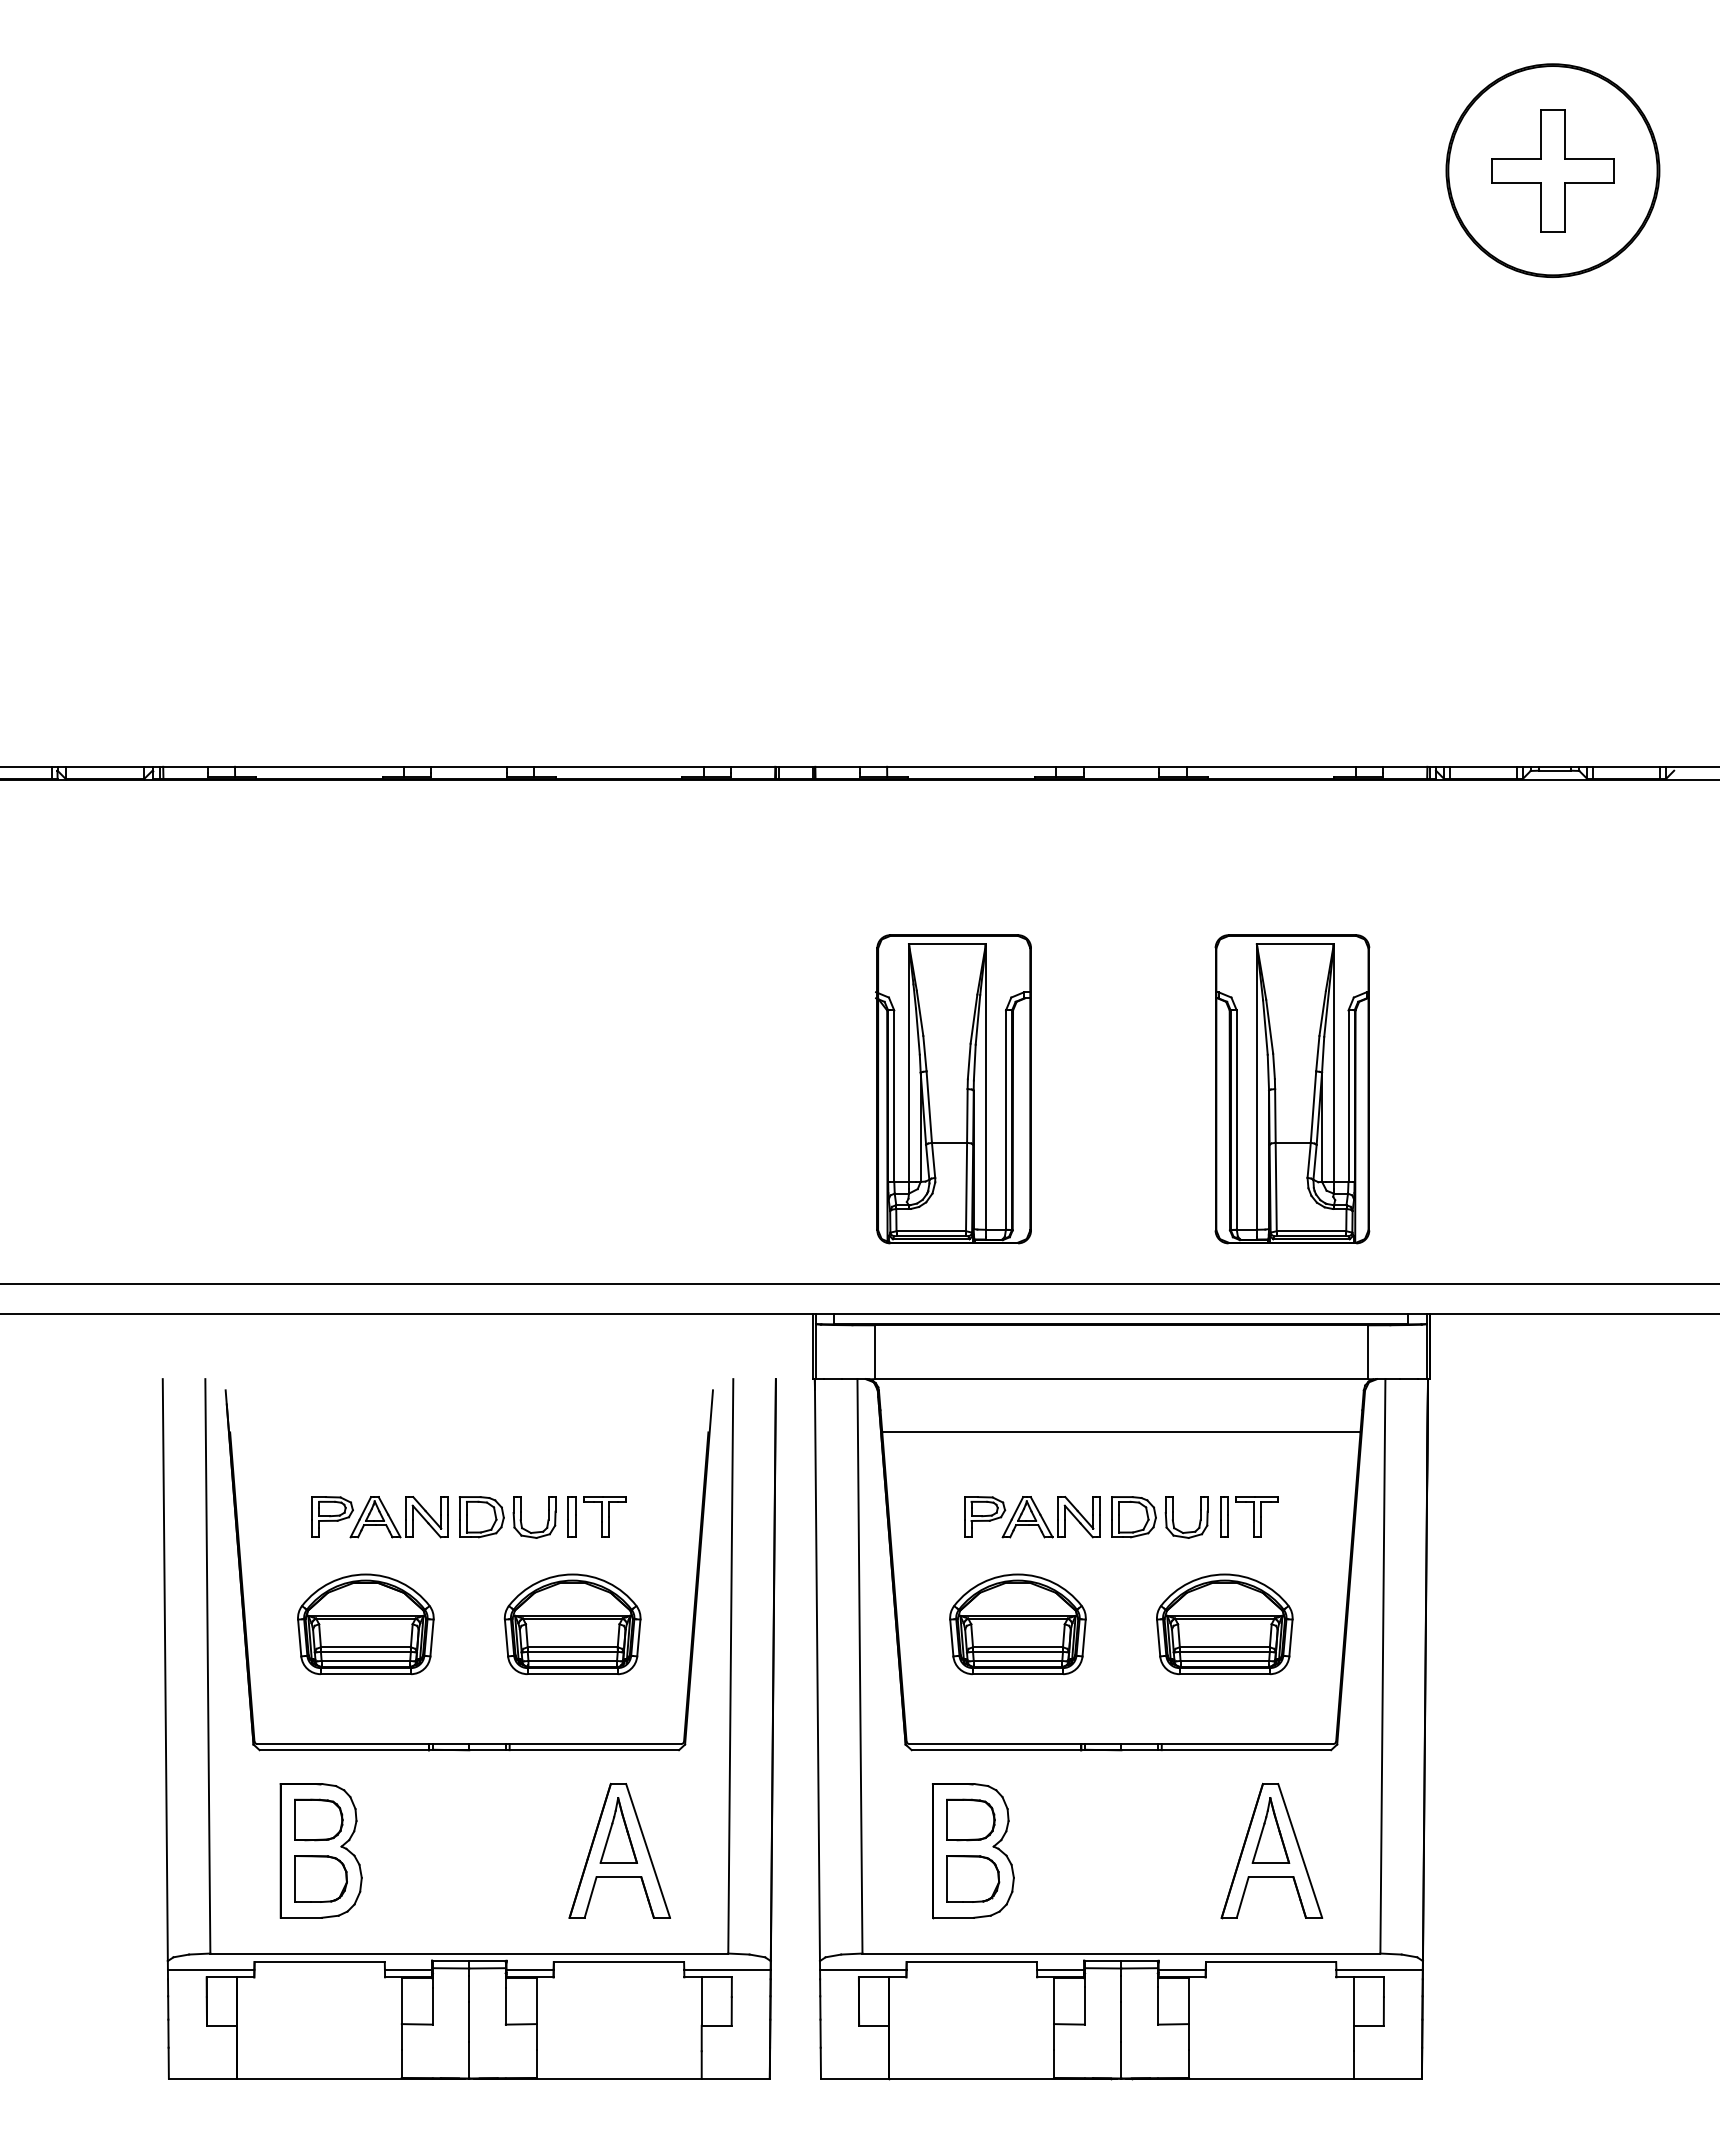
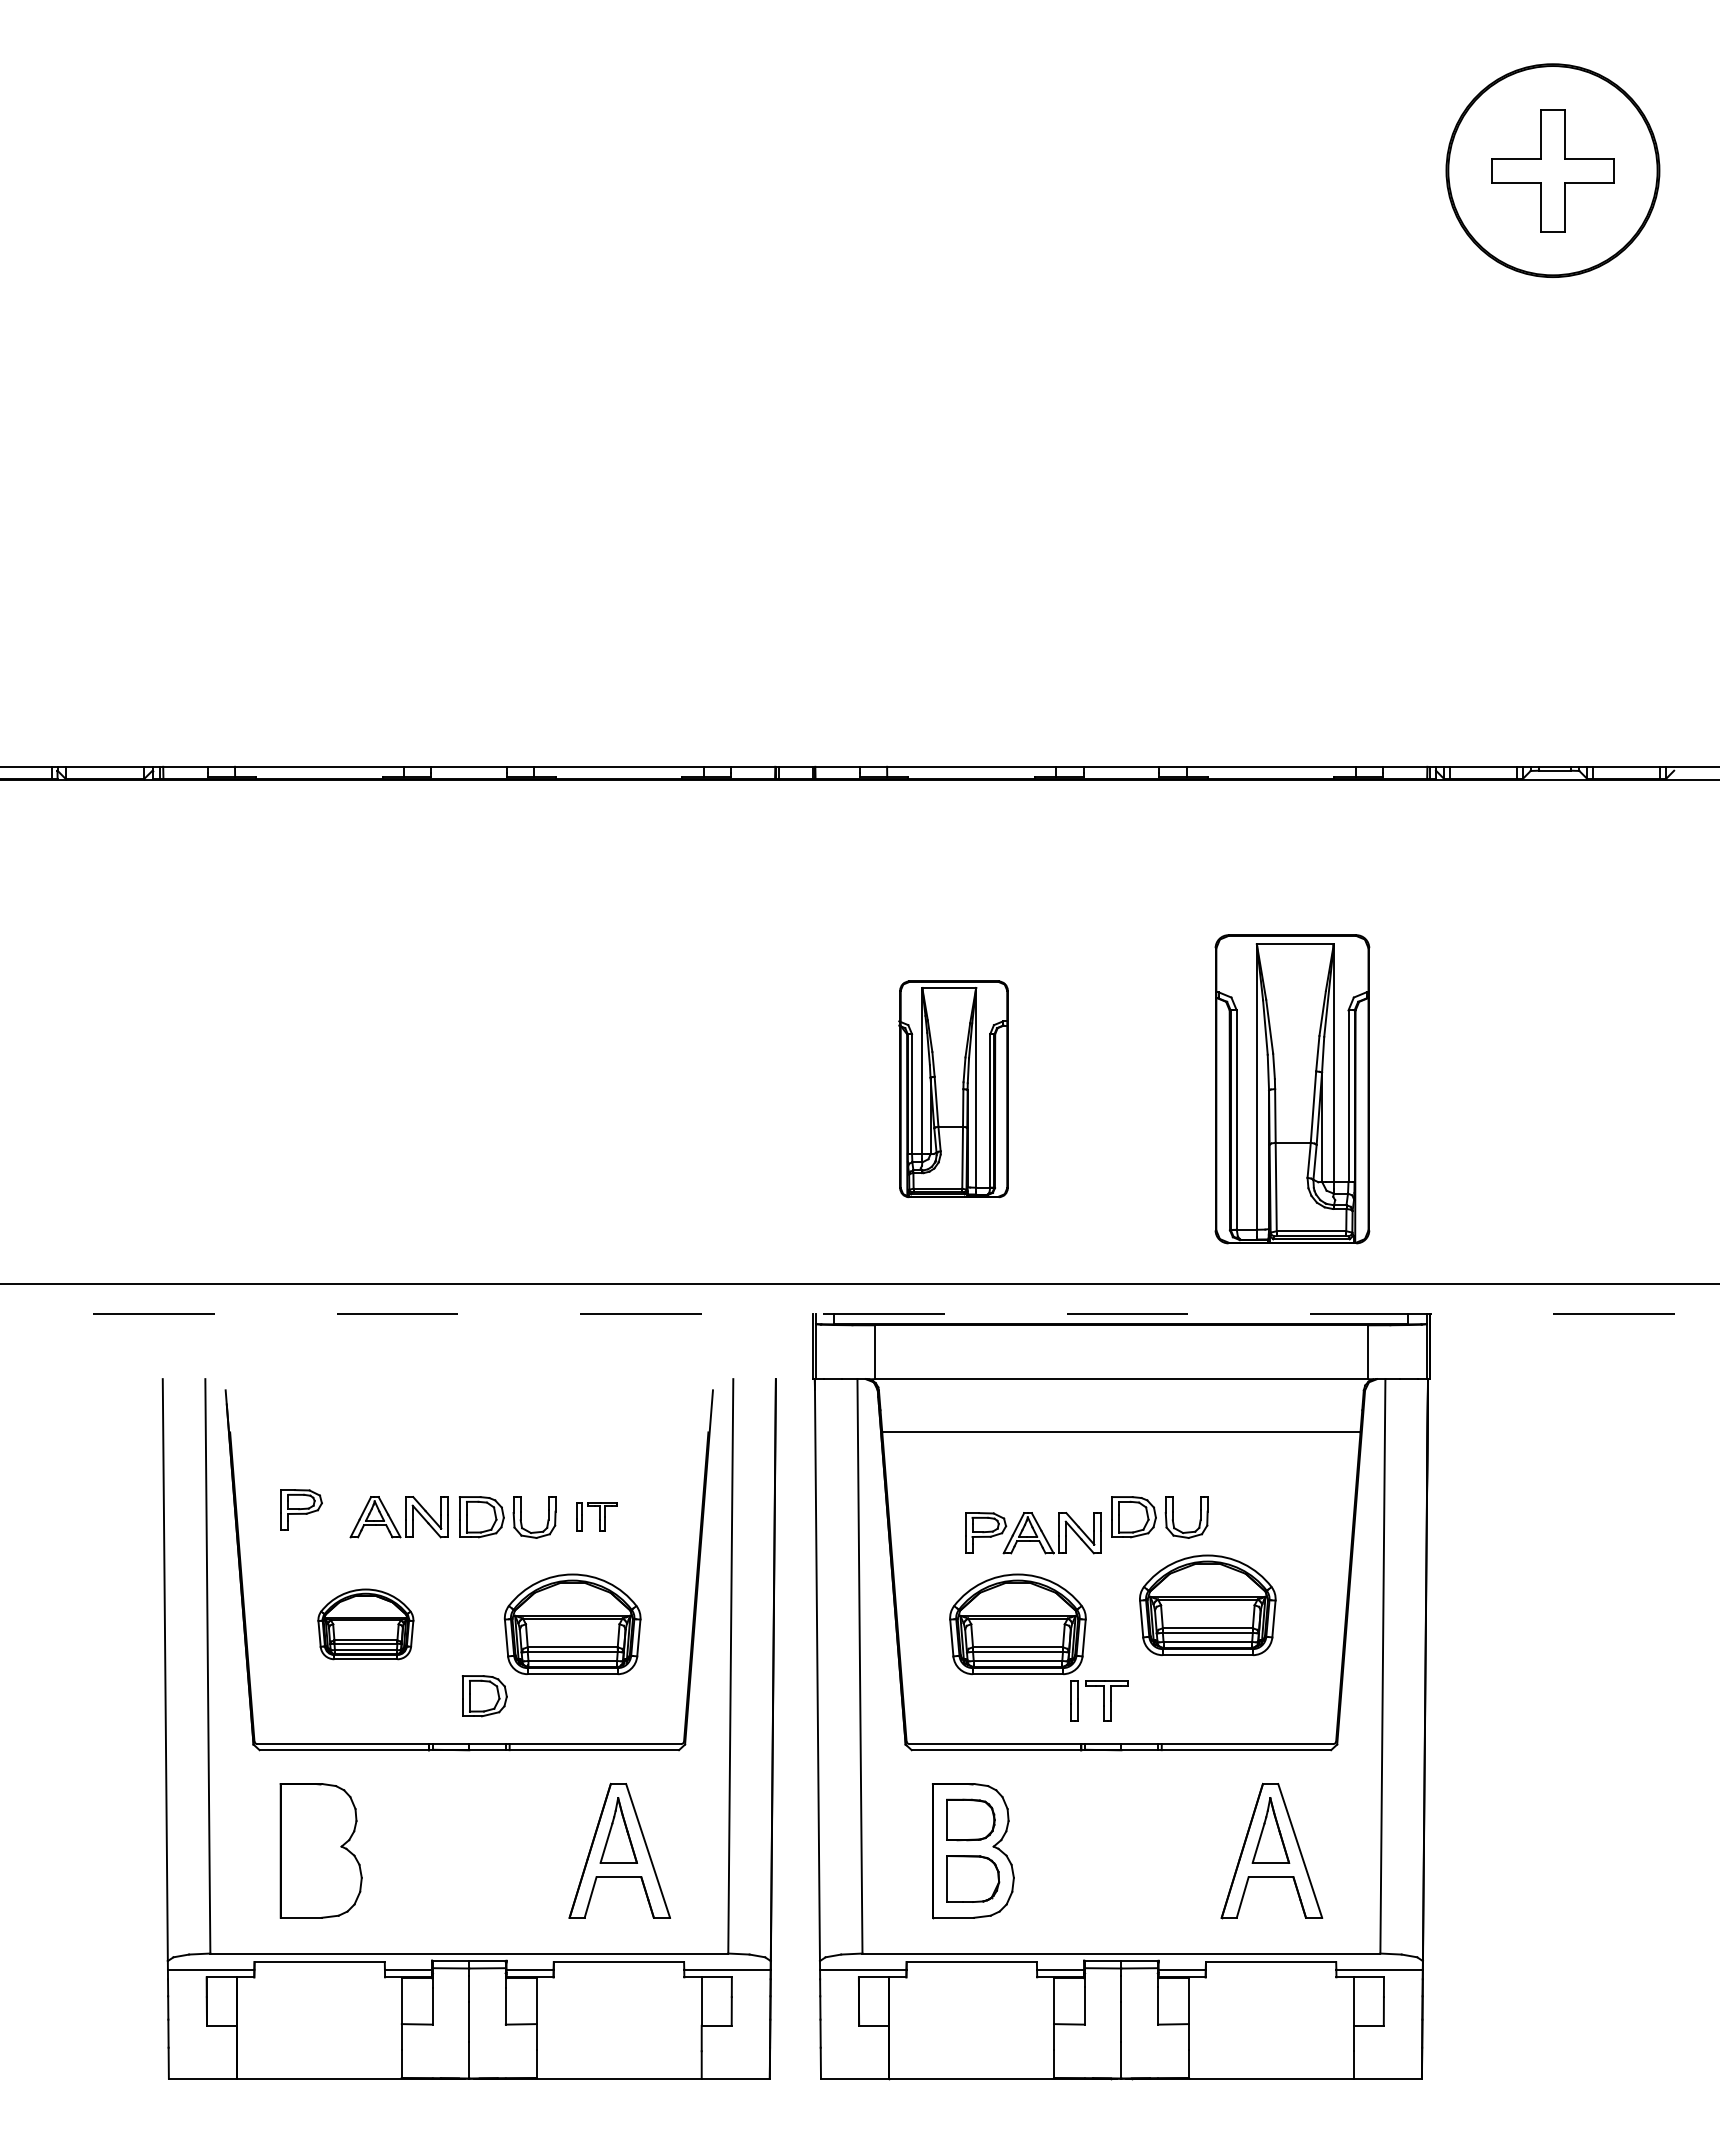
part size: 157x311 px -> 111x219 px (953, 1089)
line: solid -> dashed (859, 1314)
part position: (332, 1516) -> (301, 1509) (301, 1509)
part size: 60x42 px -> 42x30 px (596, 1516)
part position: (1249, 1516) -> (1099, 1700) (1099, 1700)
part position: (1032, 1517) -> (1033, 1533) (1033, 1533)
part size: 138x103 px -> 98x73 px (365, 1624)
part position: (1224, 1624) -> (1207, 1605) (1207, 1605)
part: none -> present (484, 1696)
part: present -> none (318, 1819)
part: present -> none (320, 1878)
